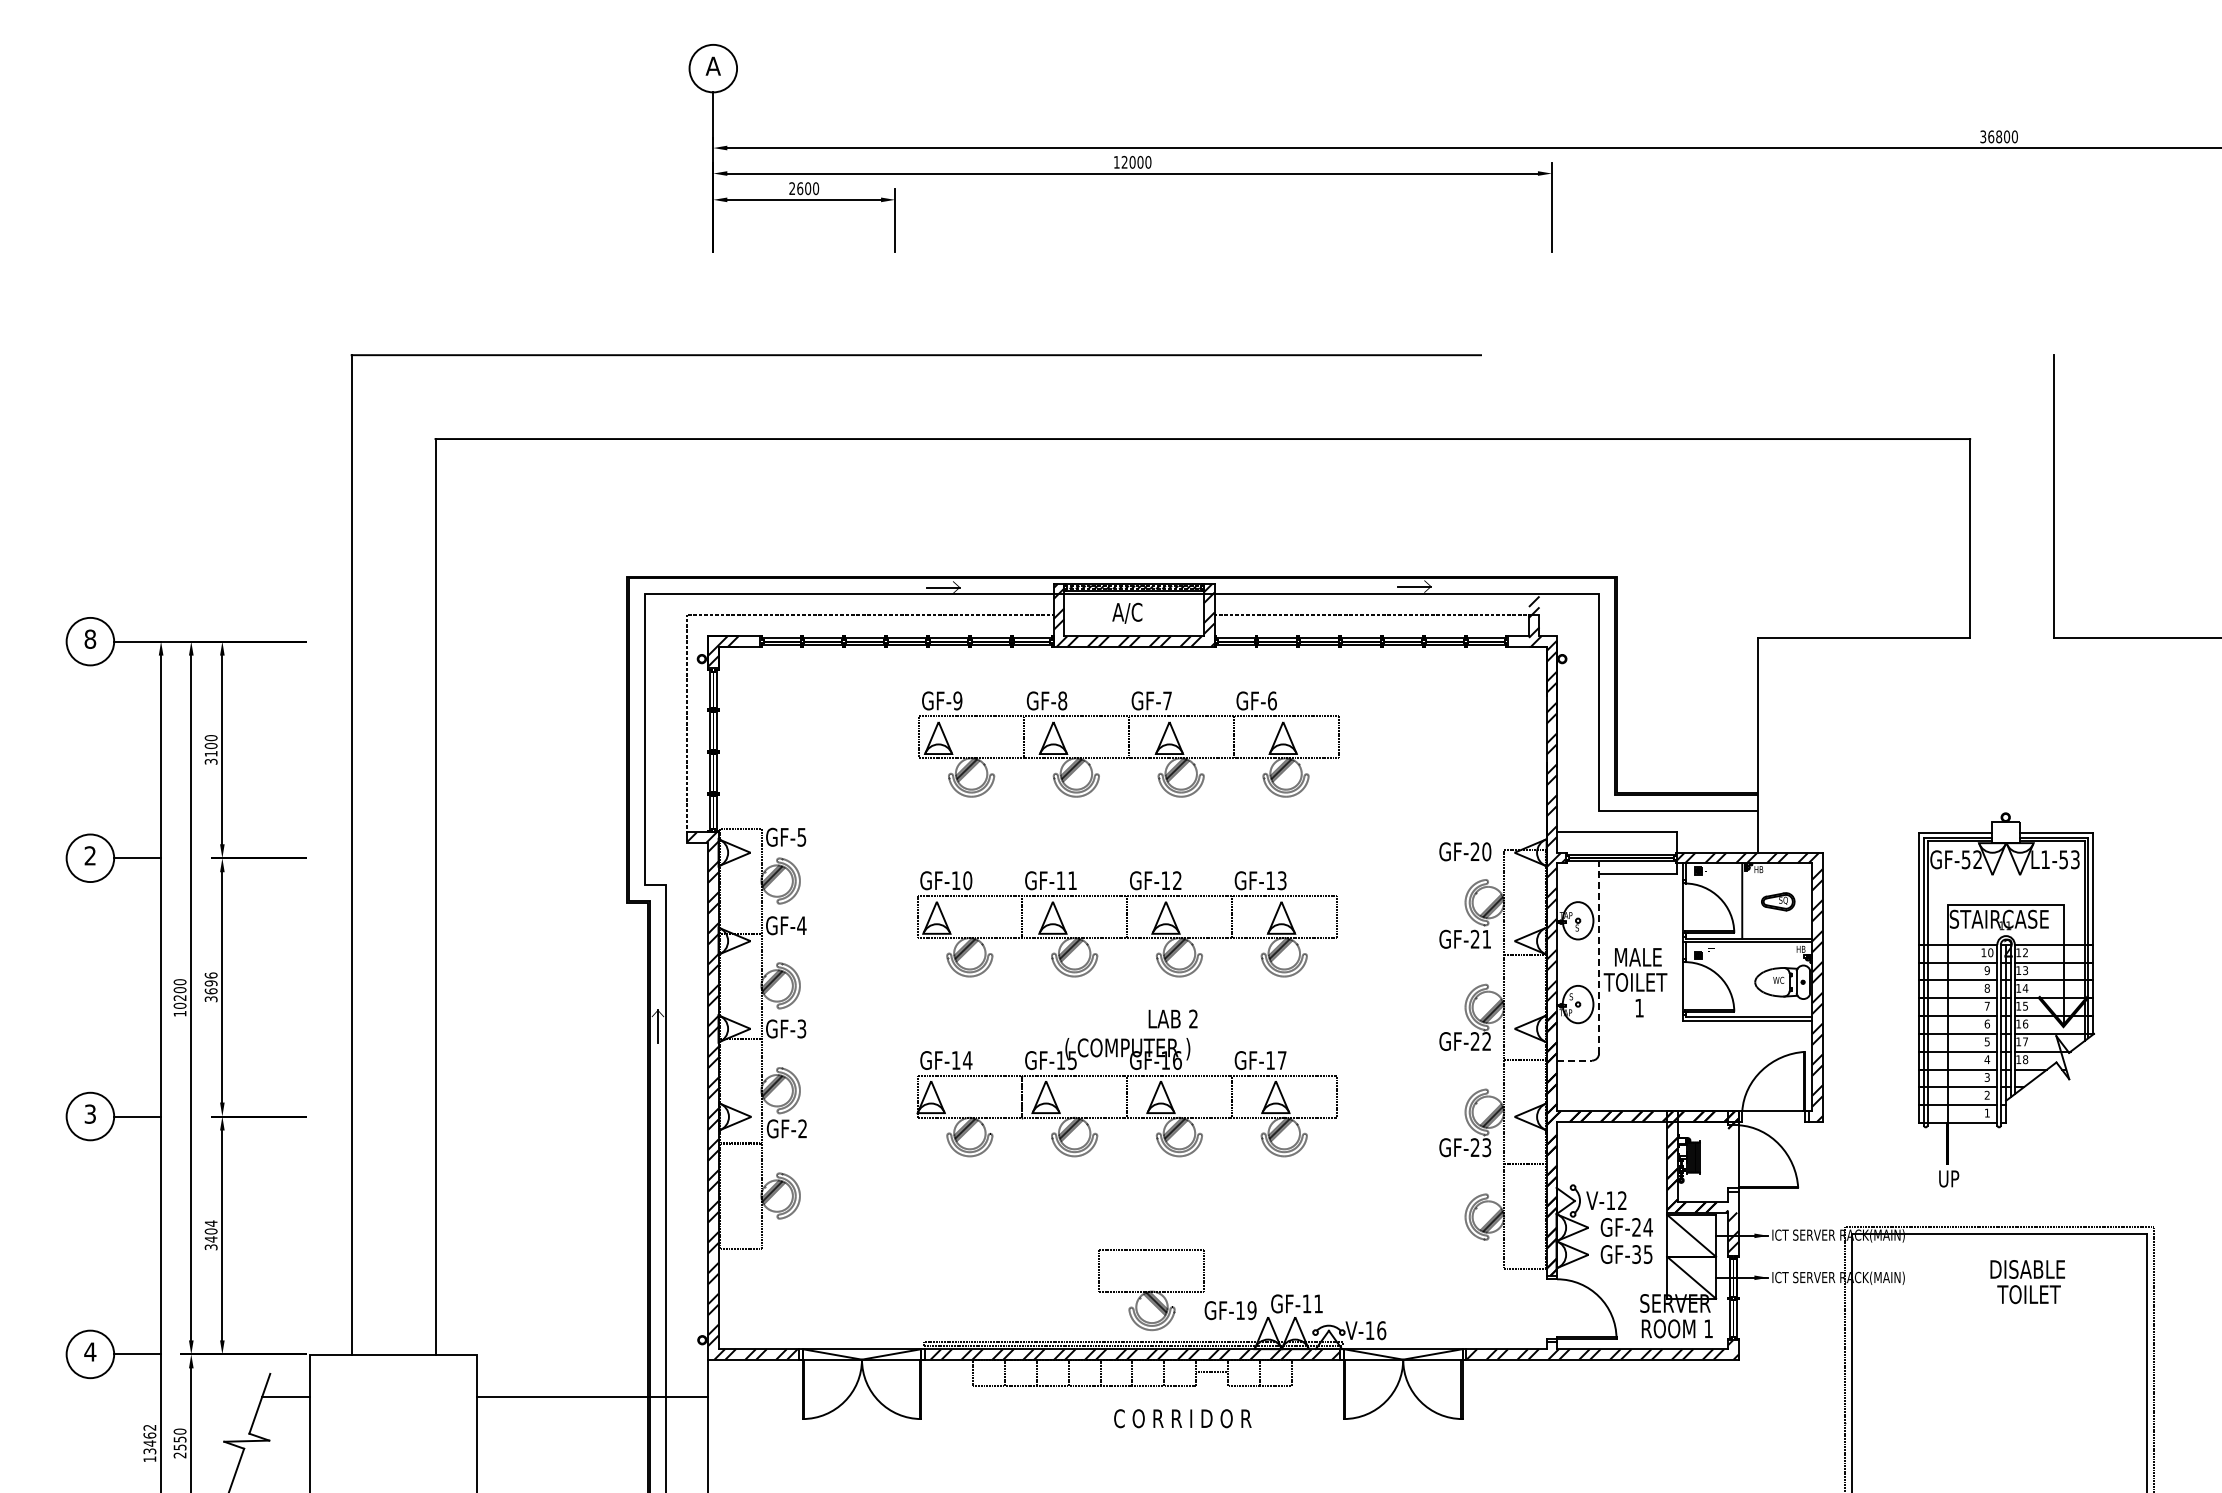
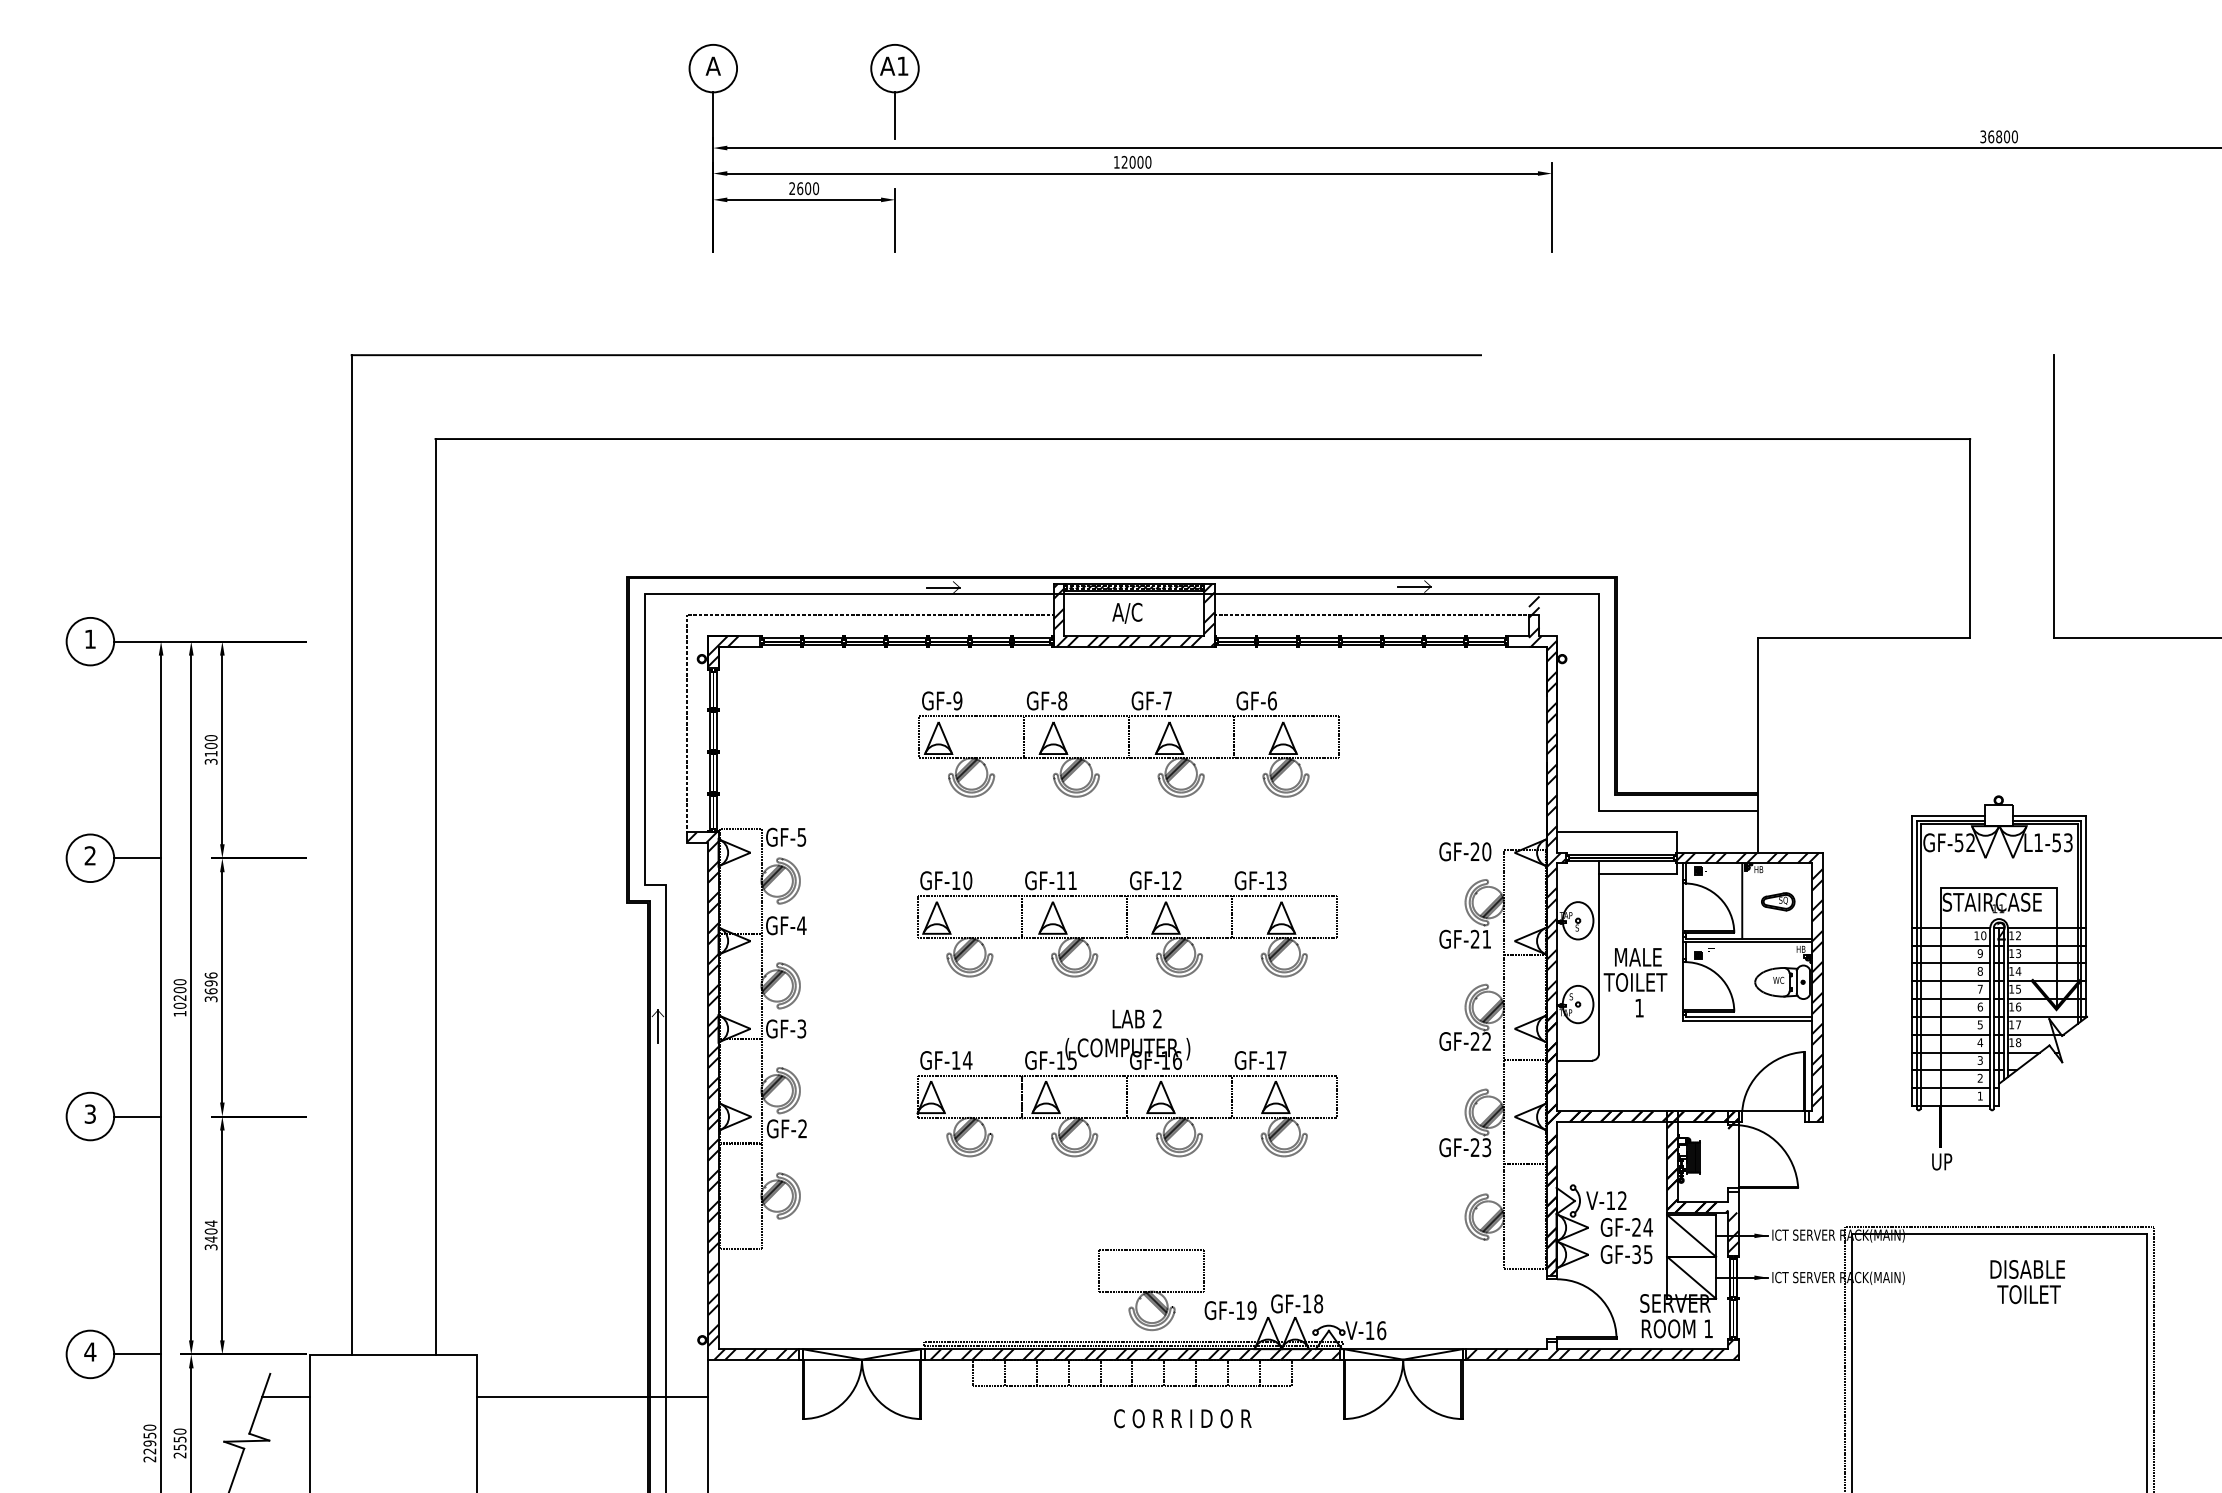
part: none -> present (894, 91)
text: 8 -> 1 (90, 638)
line: dashed -> solid (1599, 957)
part position: (2006, 999) -> (1999, 982) (1999, 982)
text position: (1172, 1018) -> (1136, 1018) (1136, 1018)
line: dashed -> solid (1575, 1060)
text: GF-11 -> GF-18 (1318, 1303)
line position: (1212, 1372) -> (1212, 1386) (1212, 1386)
text: 13462 -> 22950 (149, 1443)
